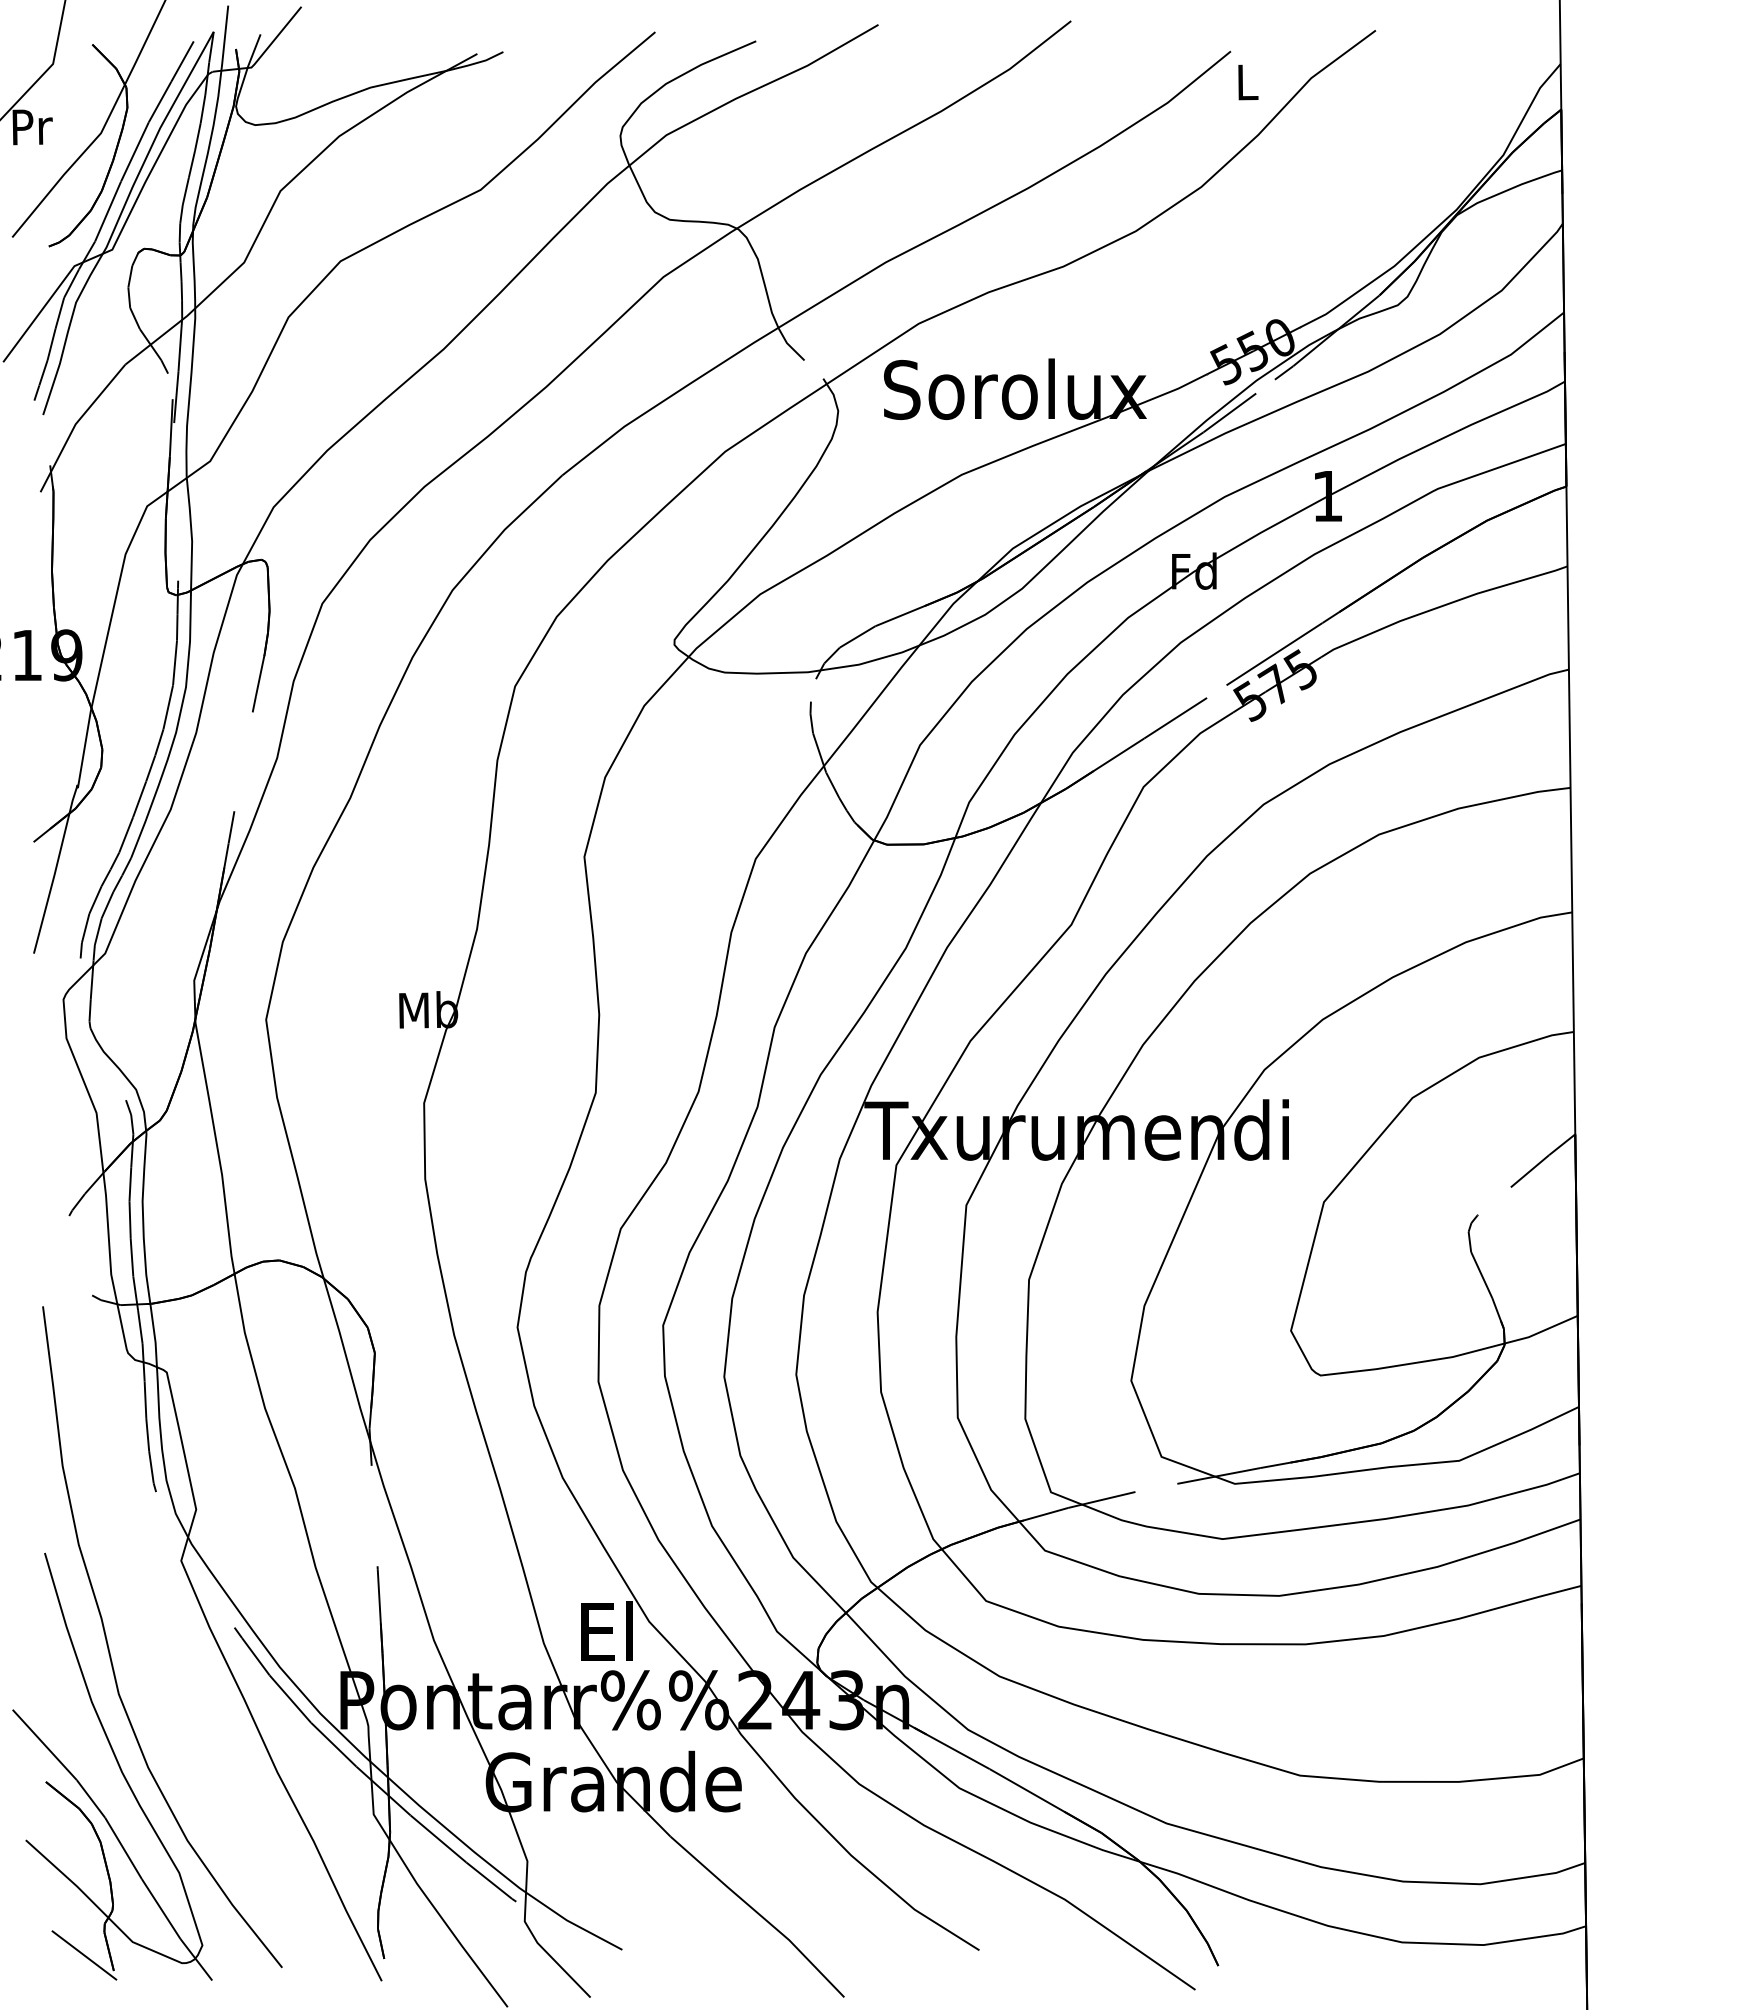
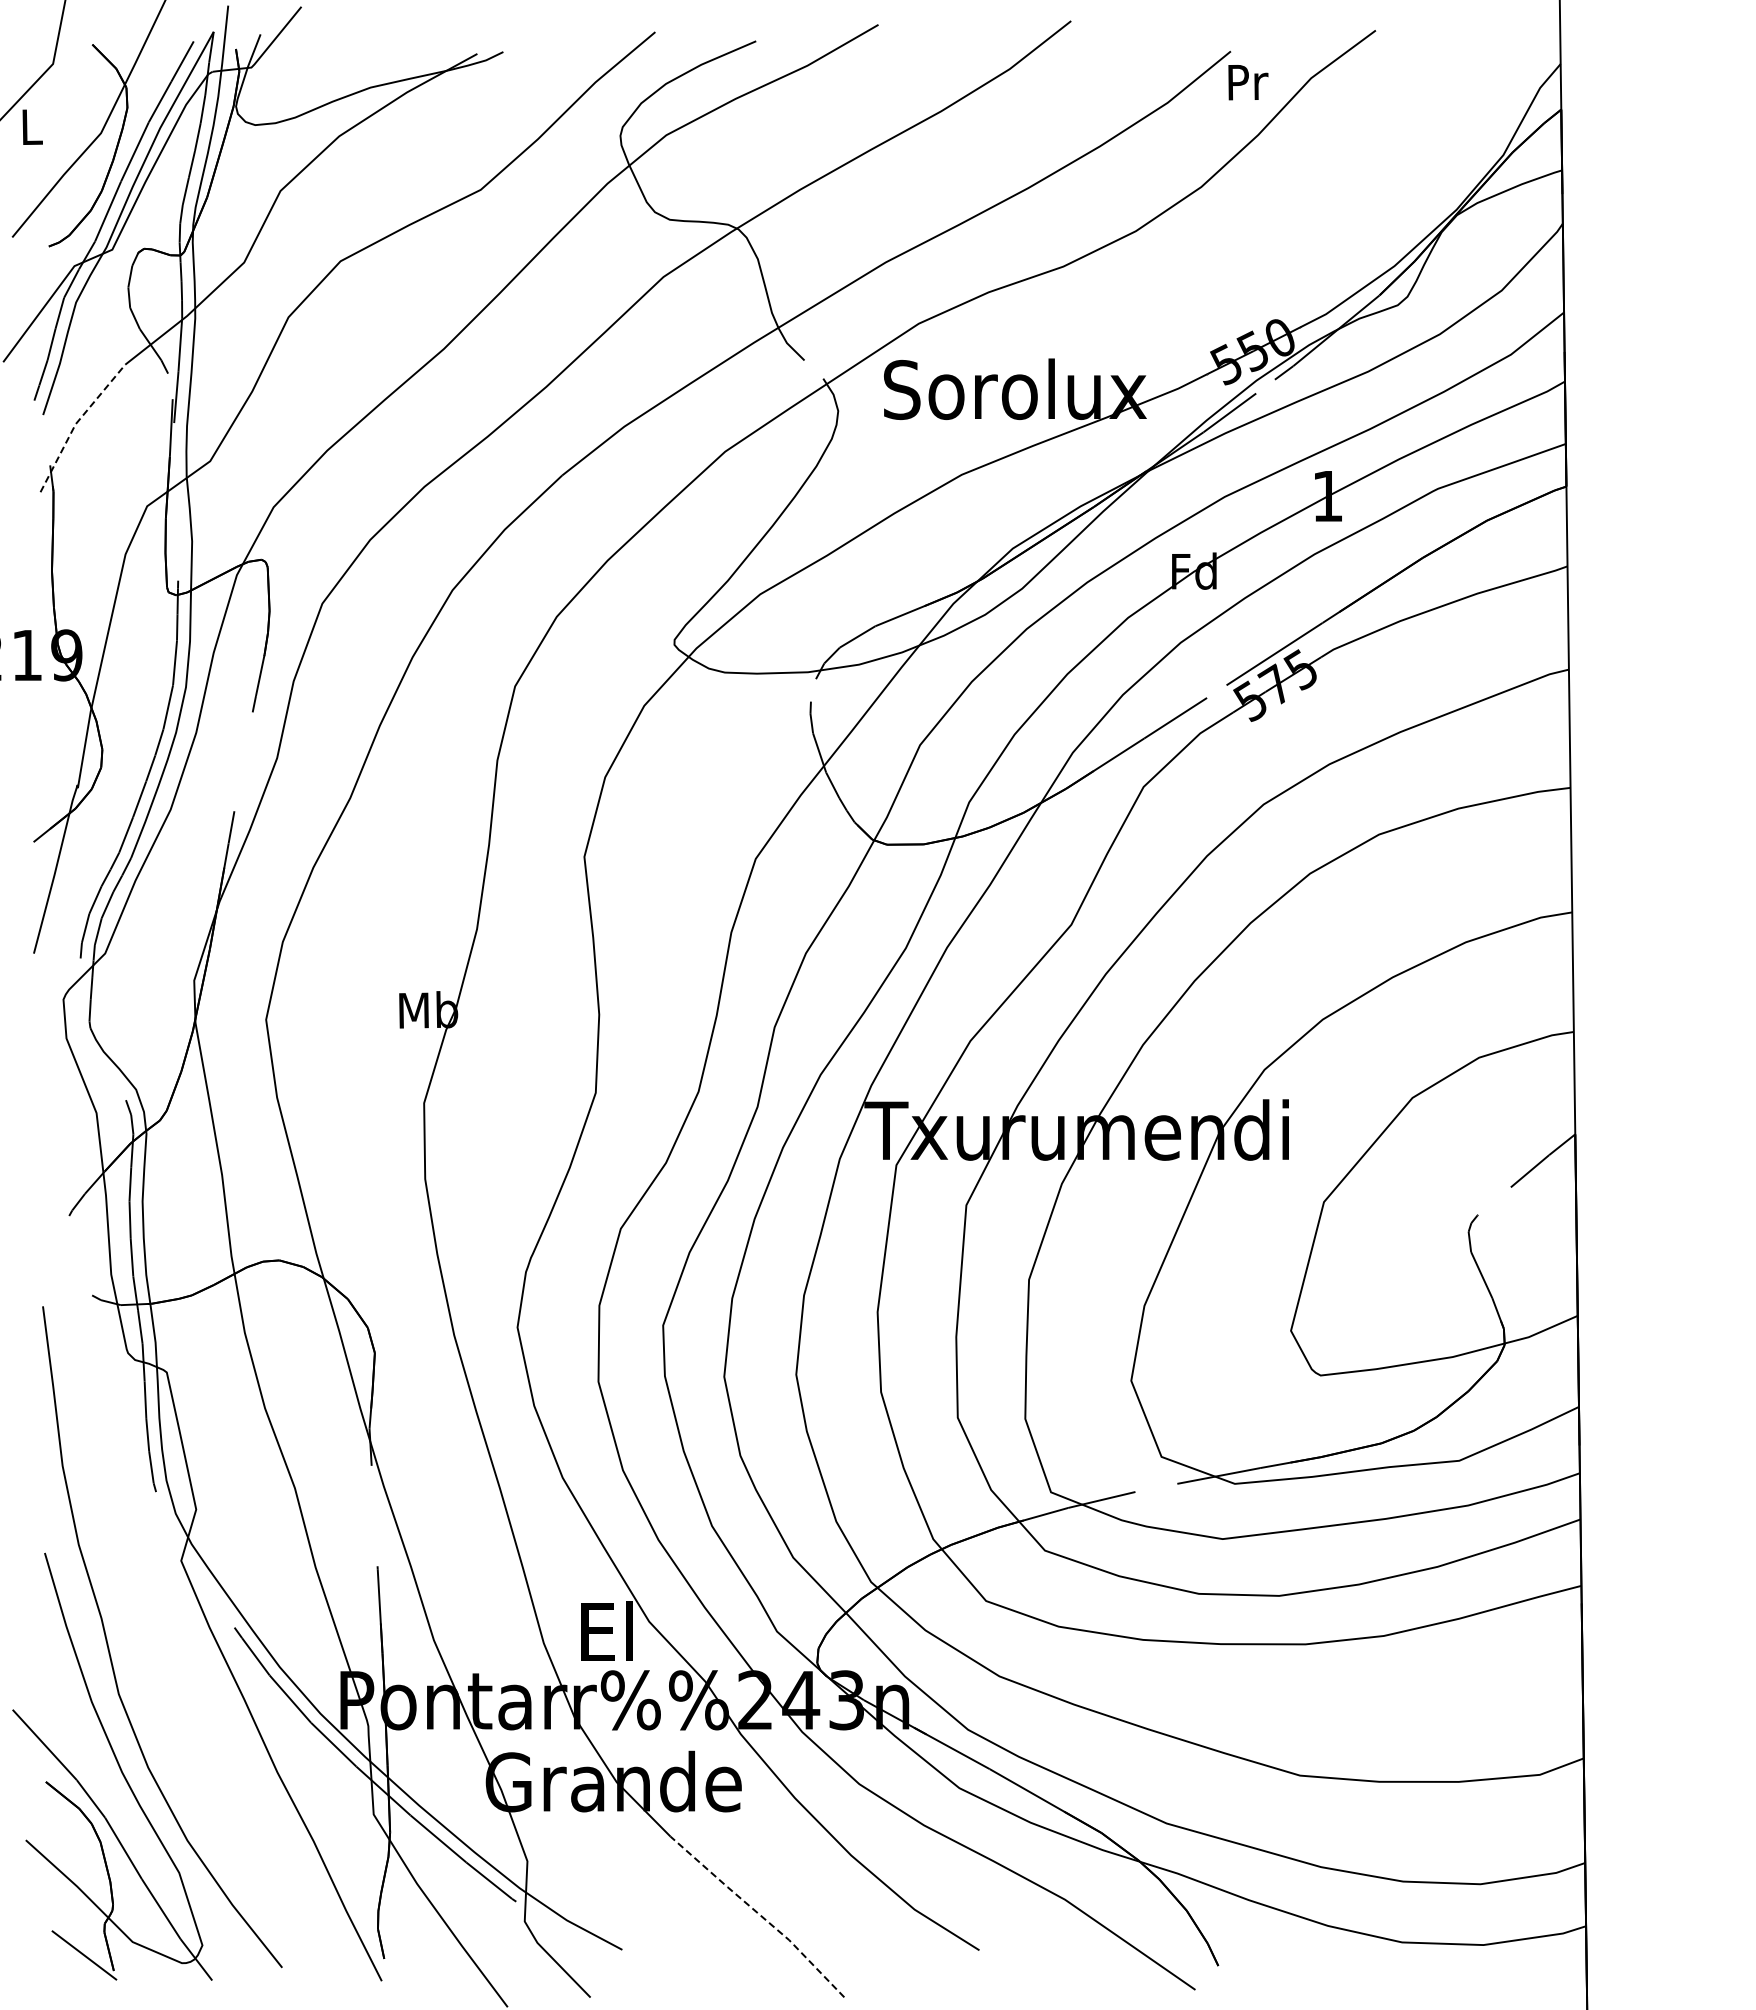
text: L -> Pr (1248, 82)
text: Pr -> L (32, 127)
line: solid -> dashed (75, 424)
line: solid -> dashed (759, 1914)
